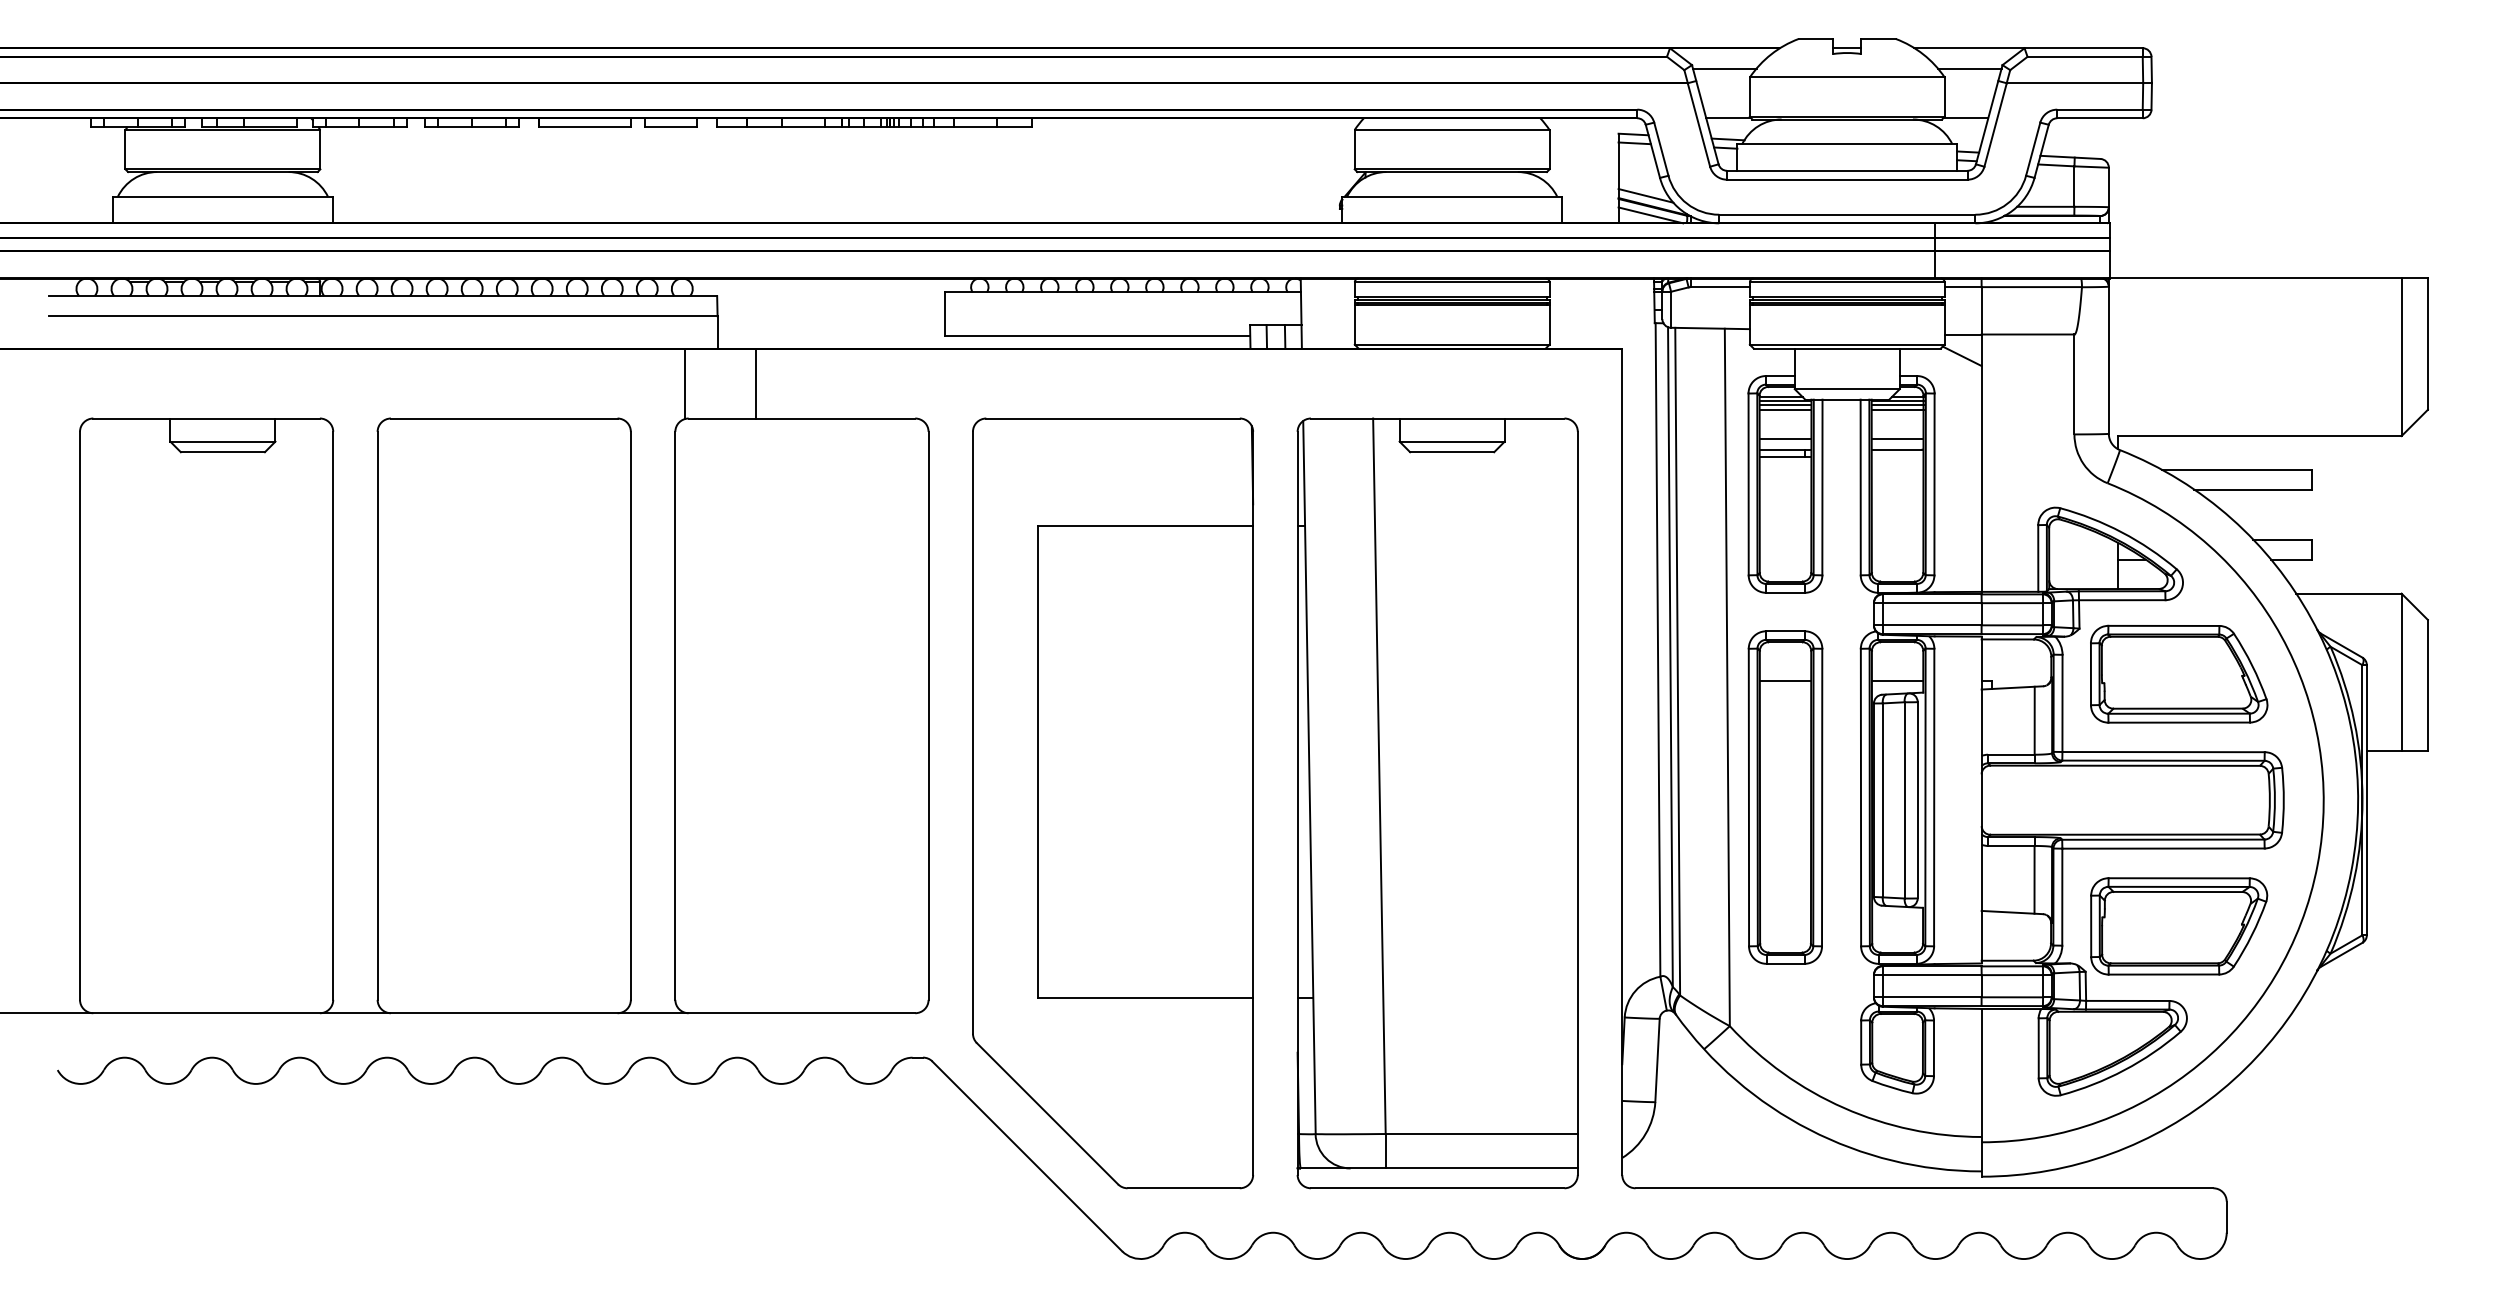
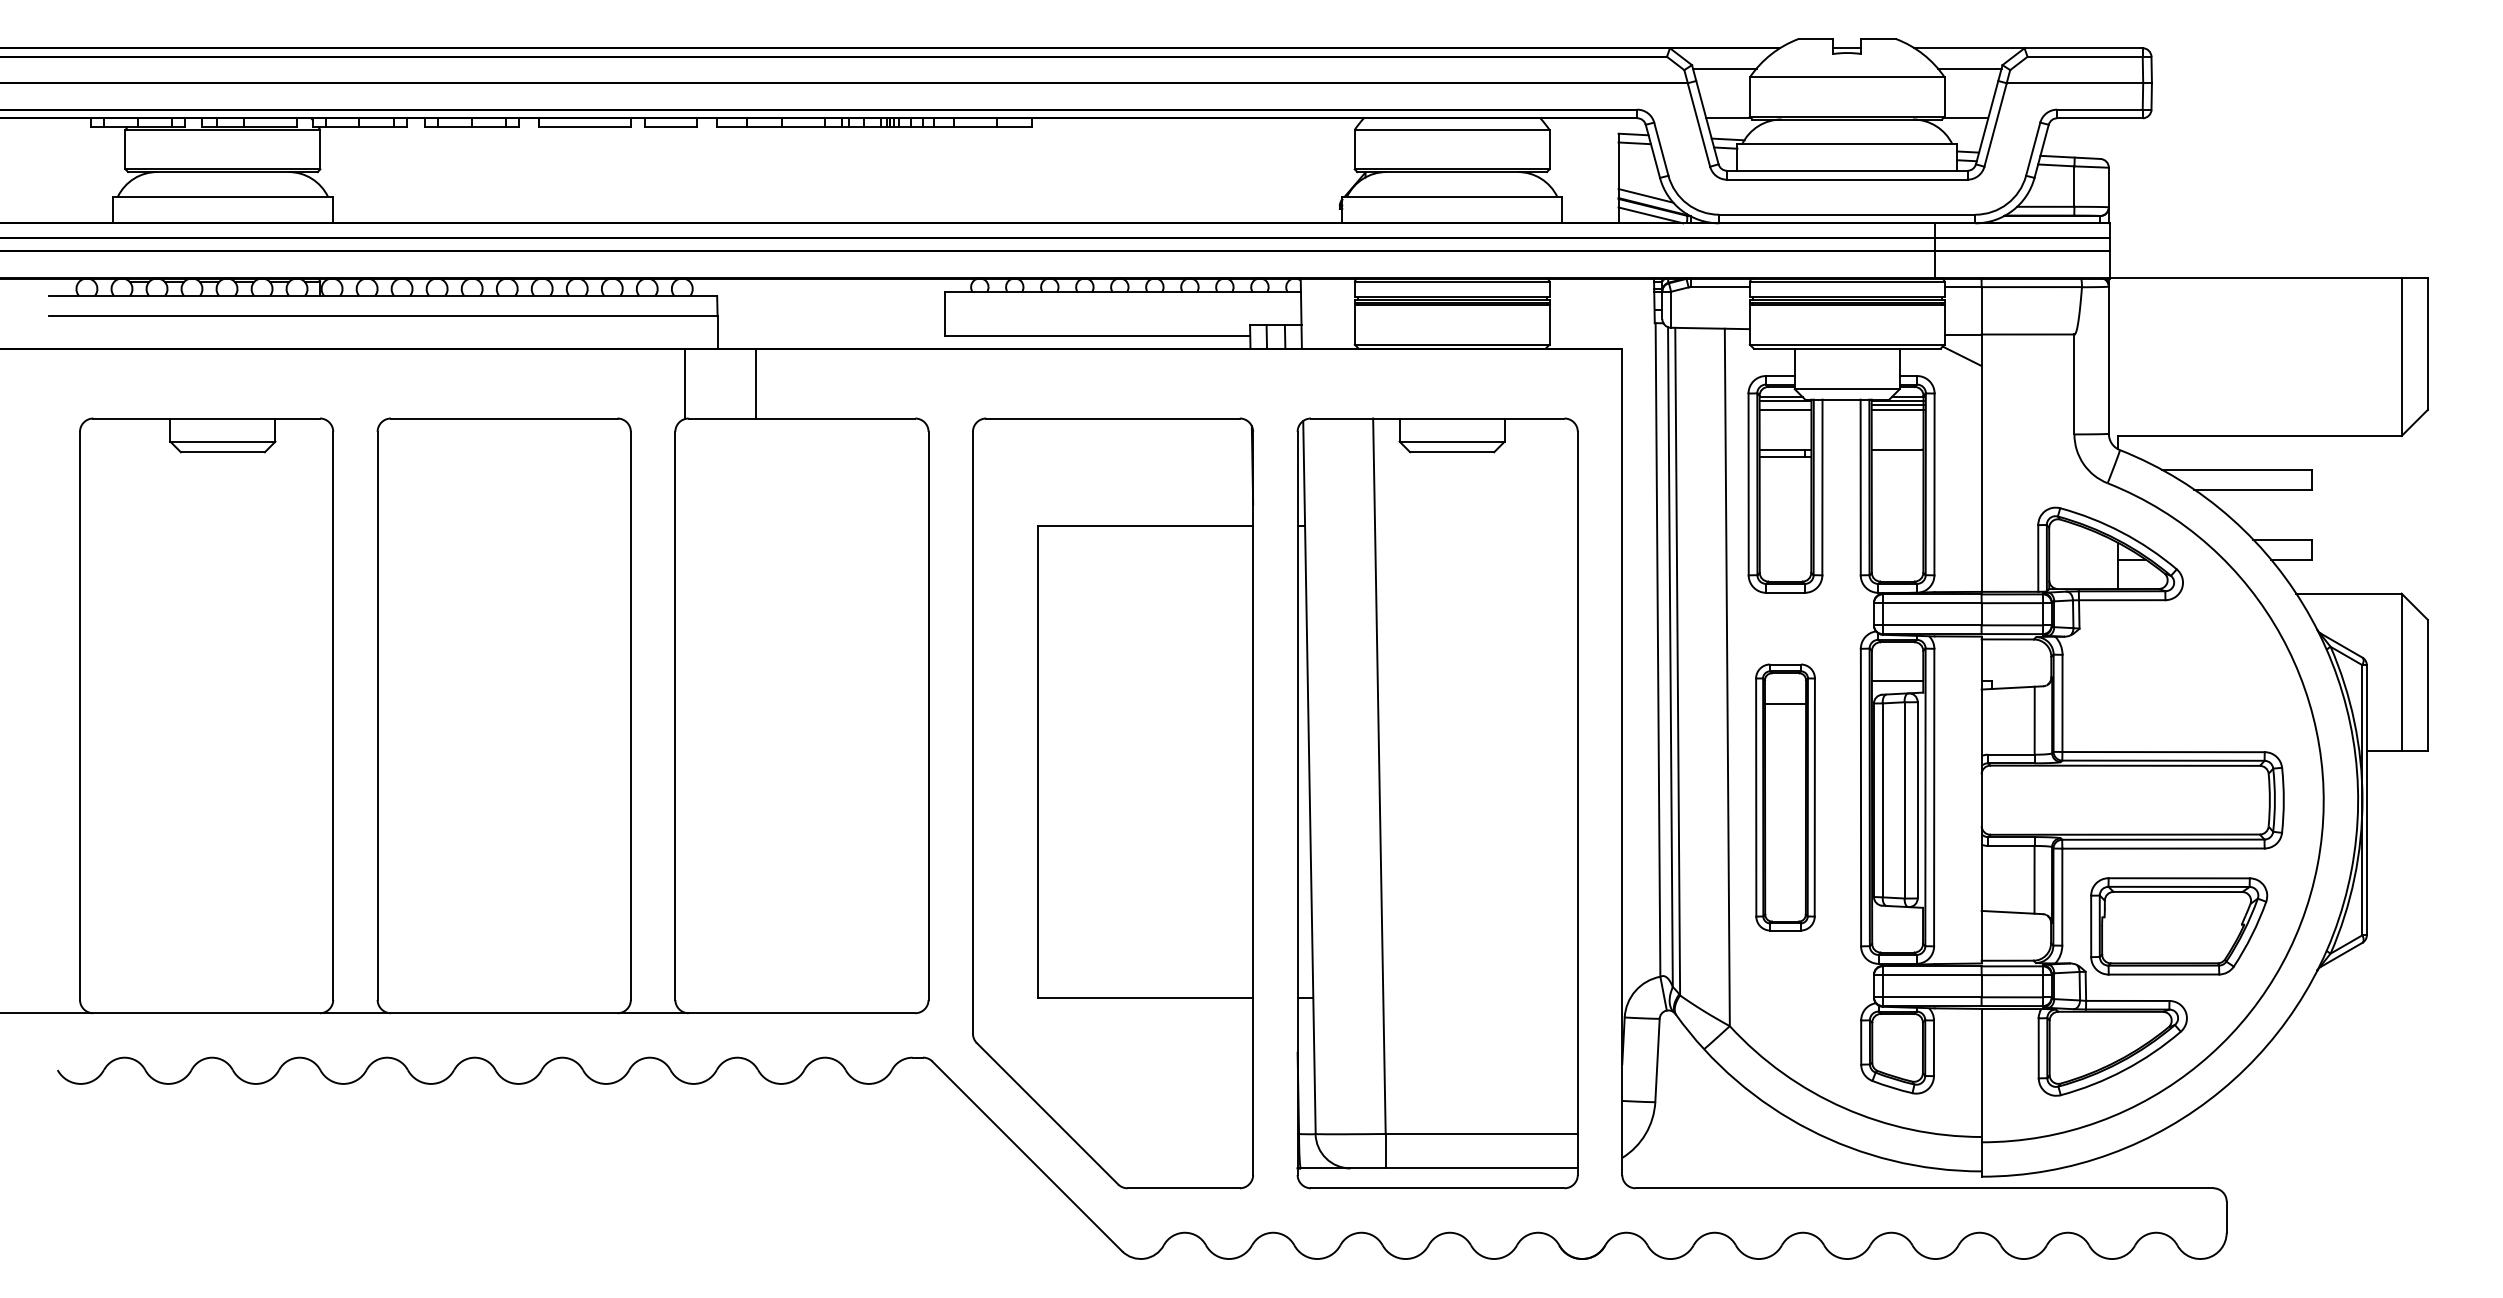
line: present -> none (1785, 404)
line: present -> none (1785, 439)
line: present -> none (1897, 439)
part: present -> none (2179, 673)
part size: 77x335 px -> 61x269 px (1785, 797)
